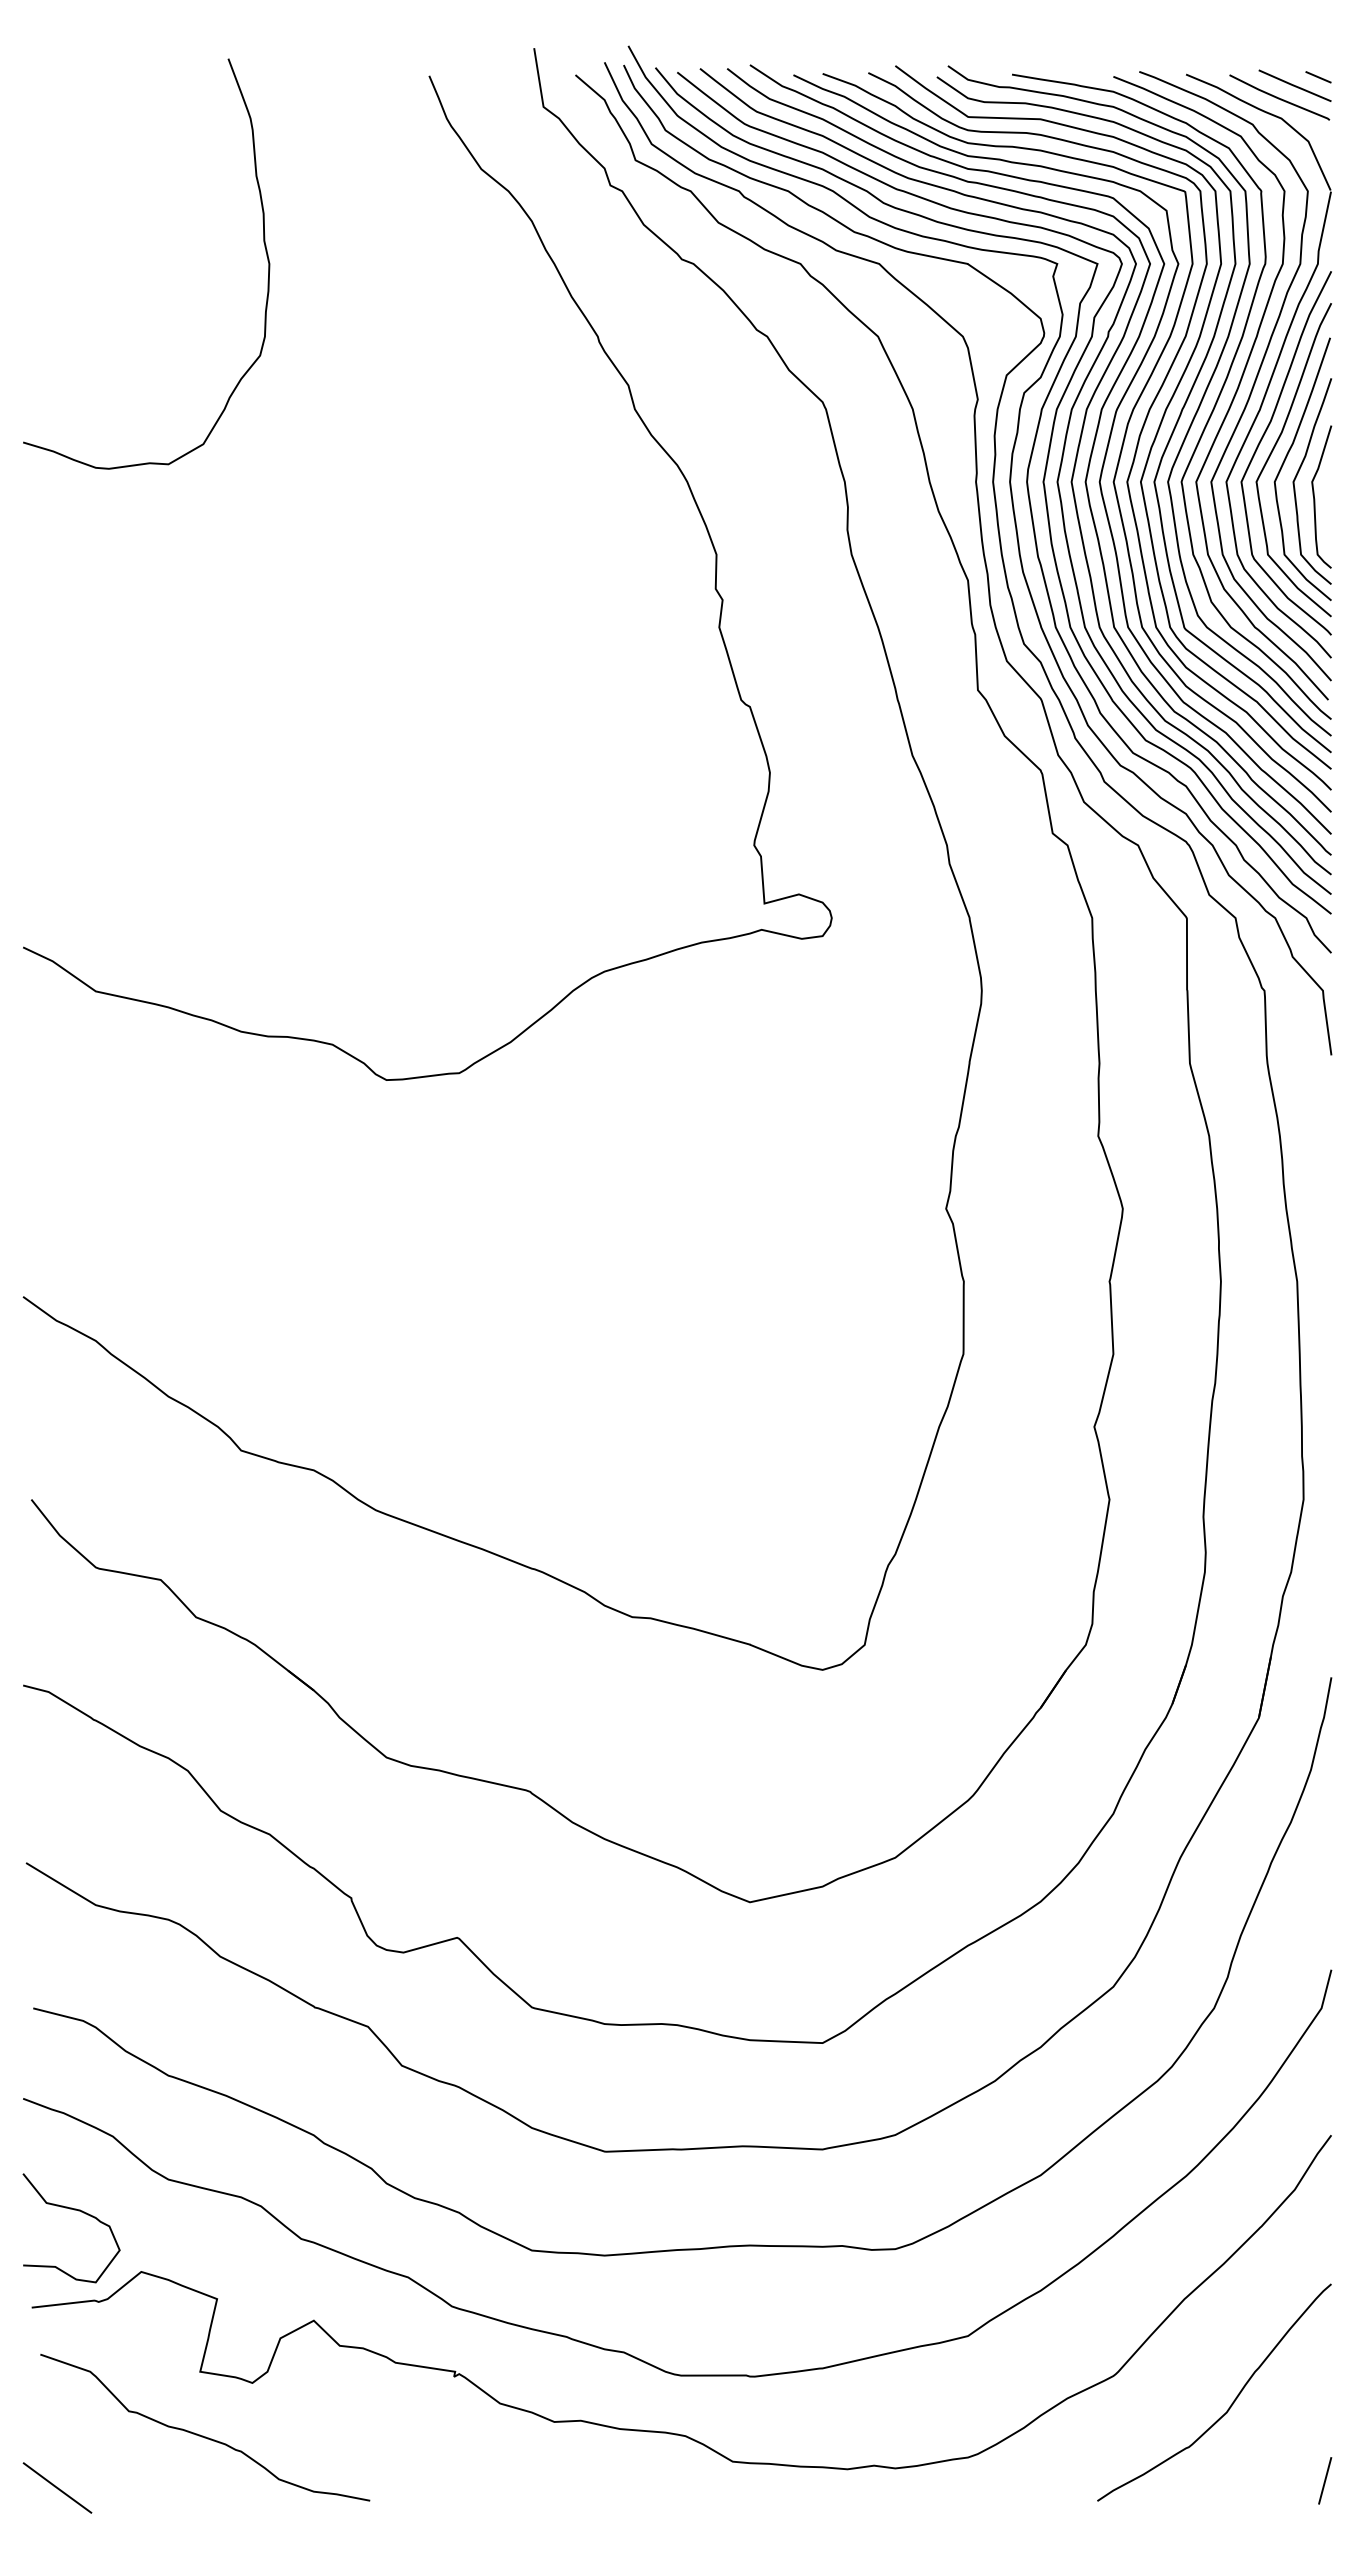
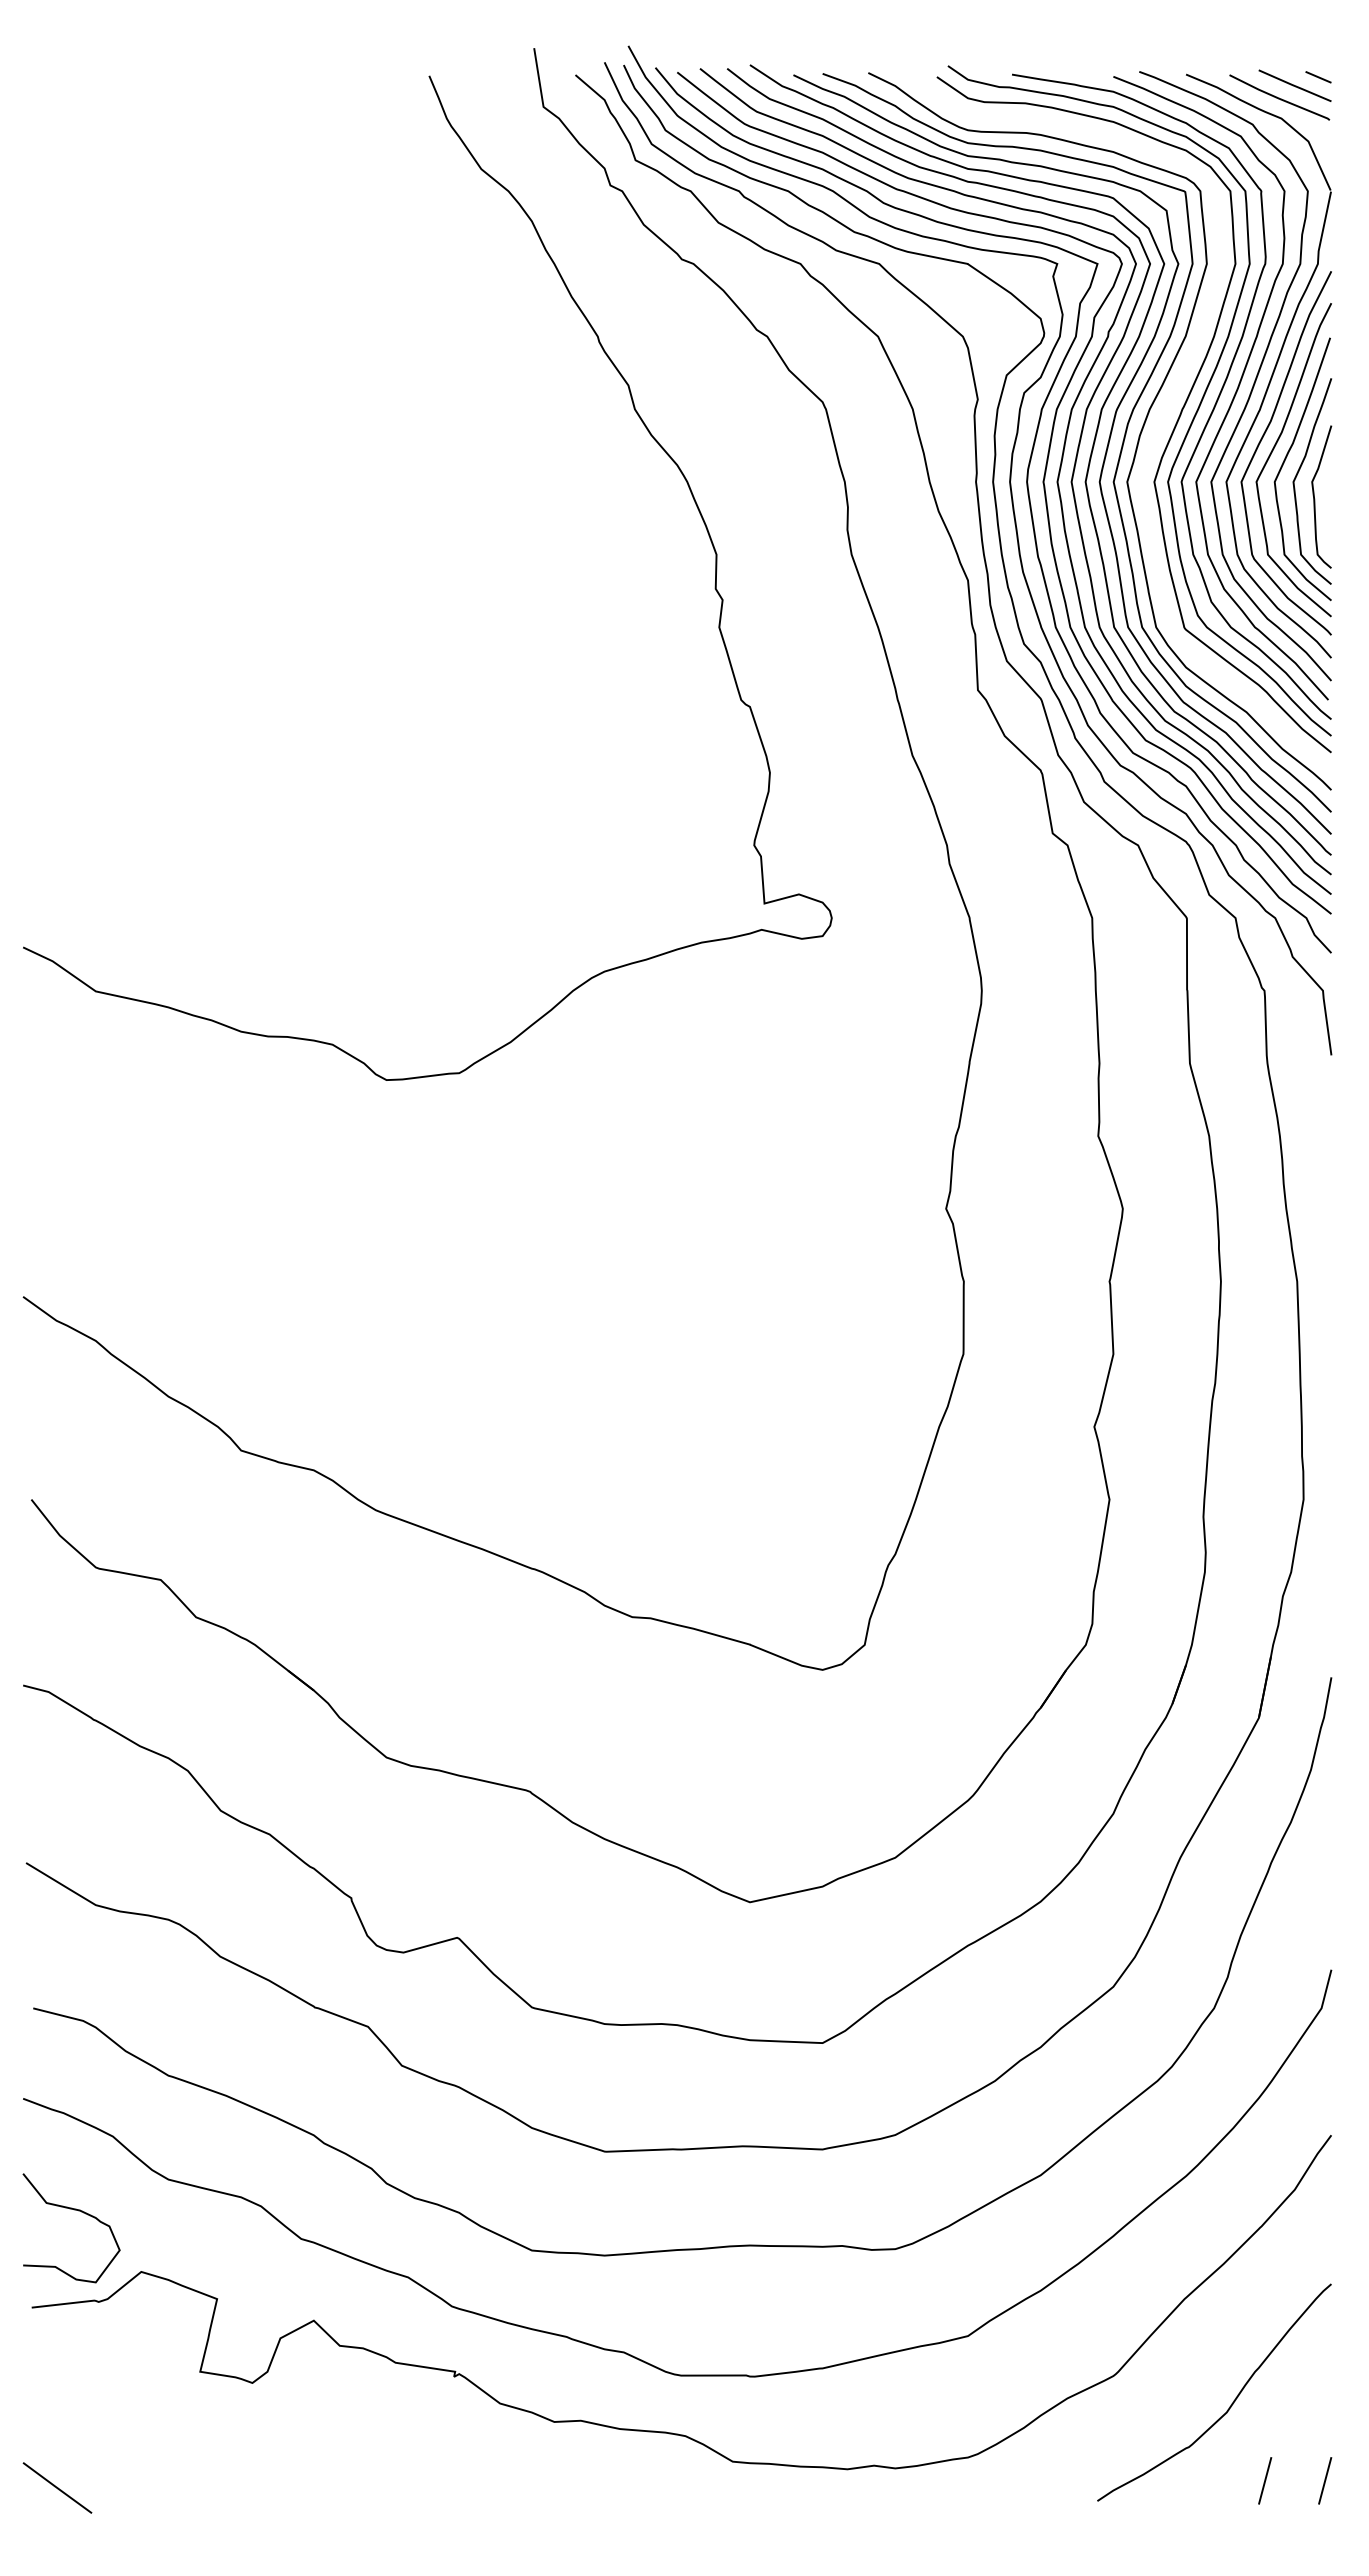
curve: present -> none (263, 242)
curve: present -> none (1156, 431)
curve: present -> none (203, 2435)
line: none -> present (1265, 2480)
